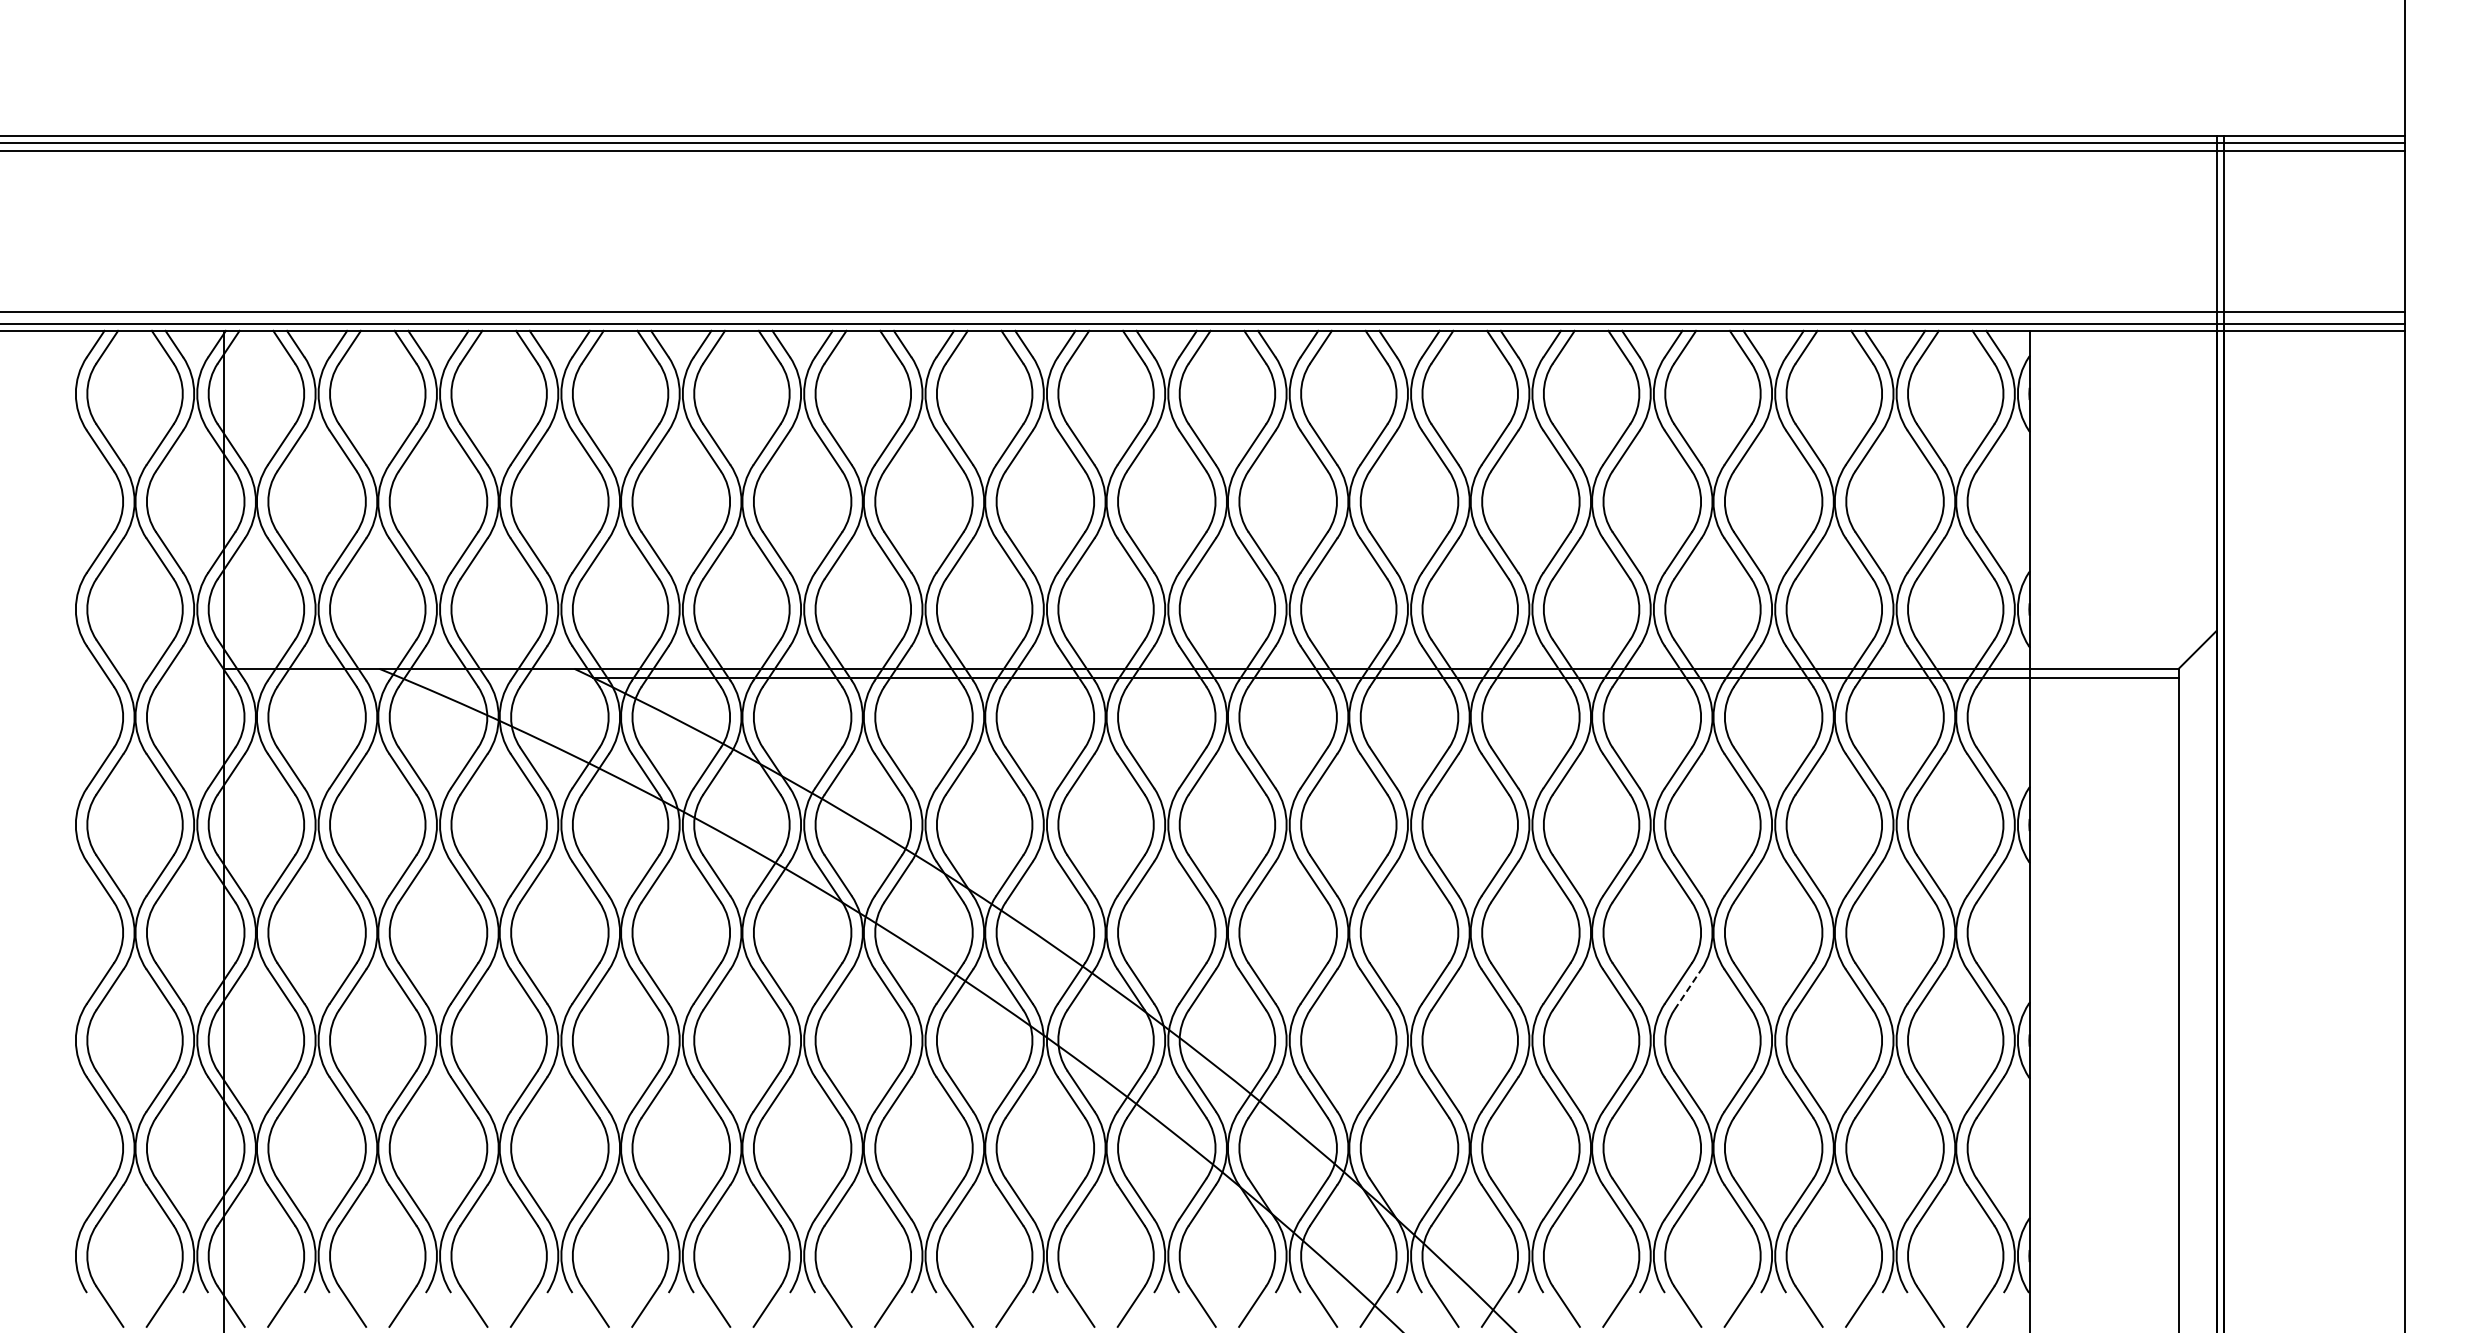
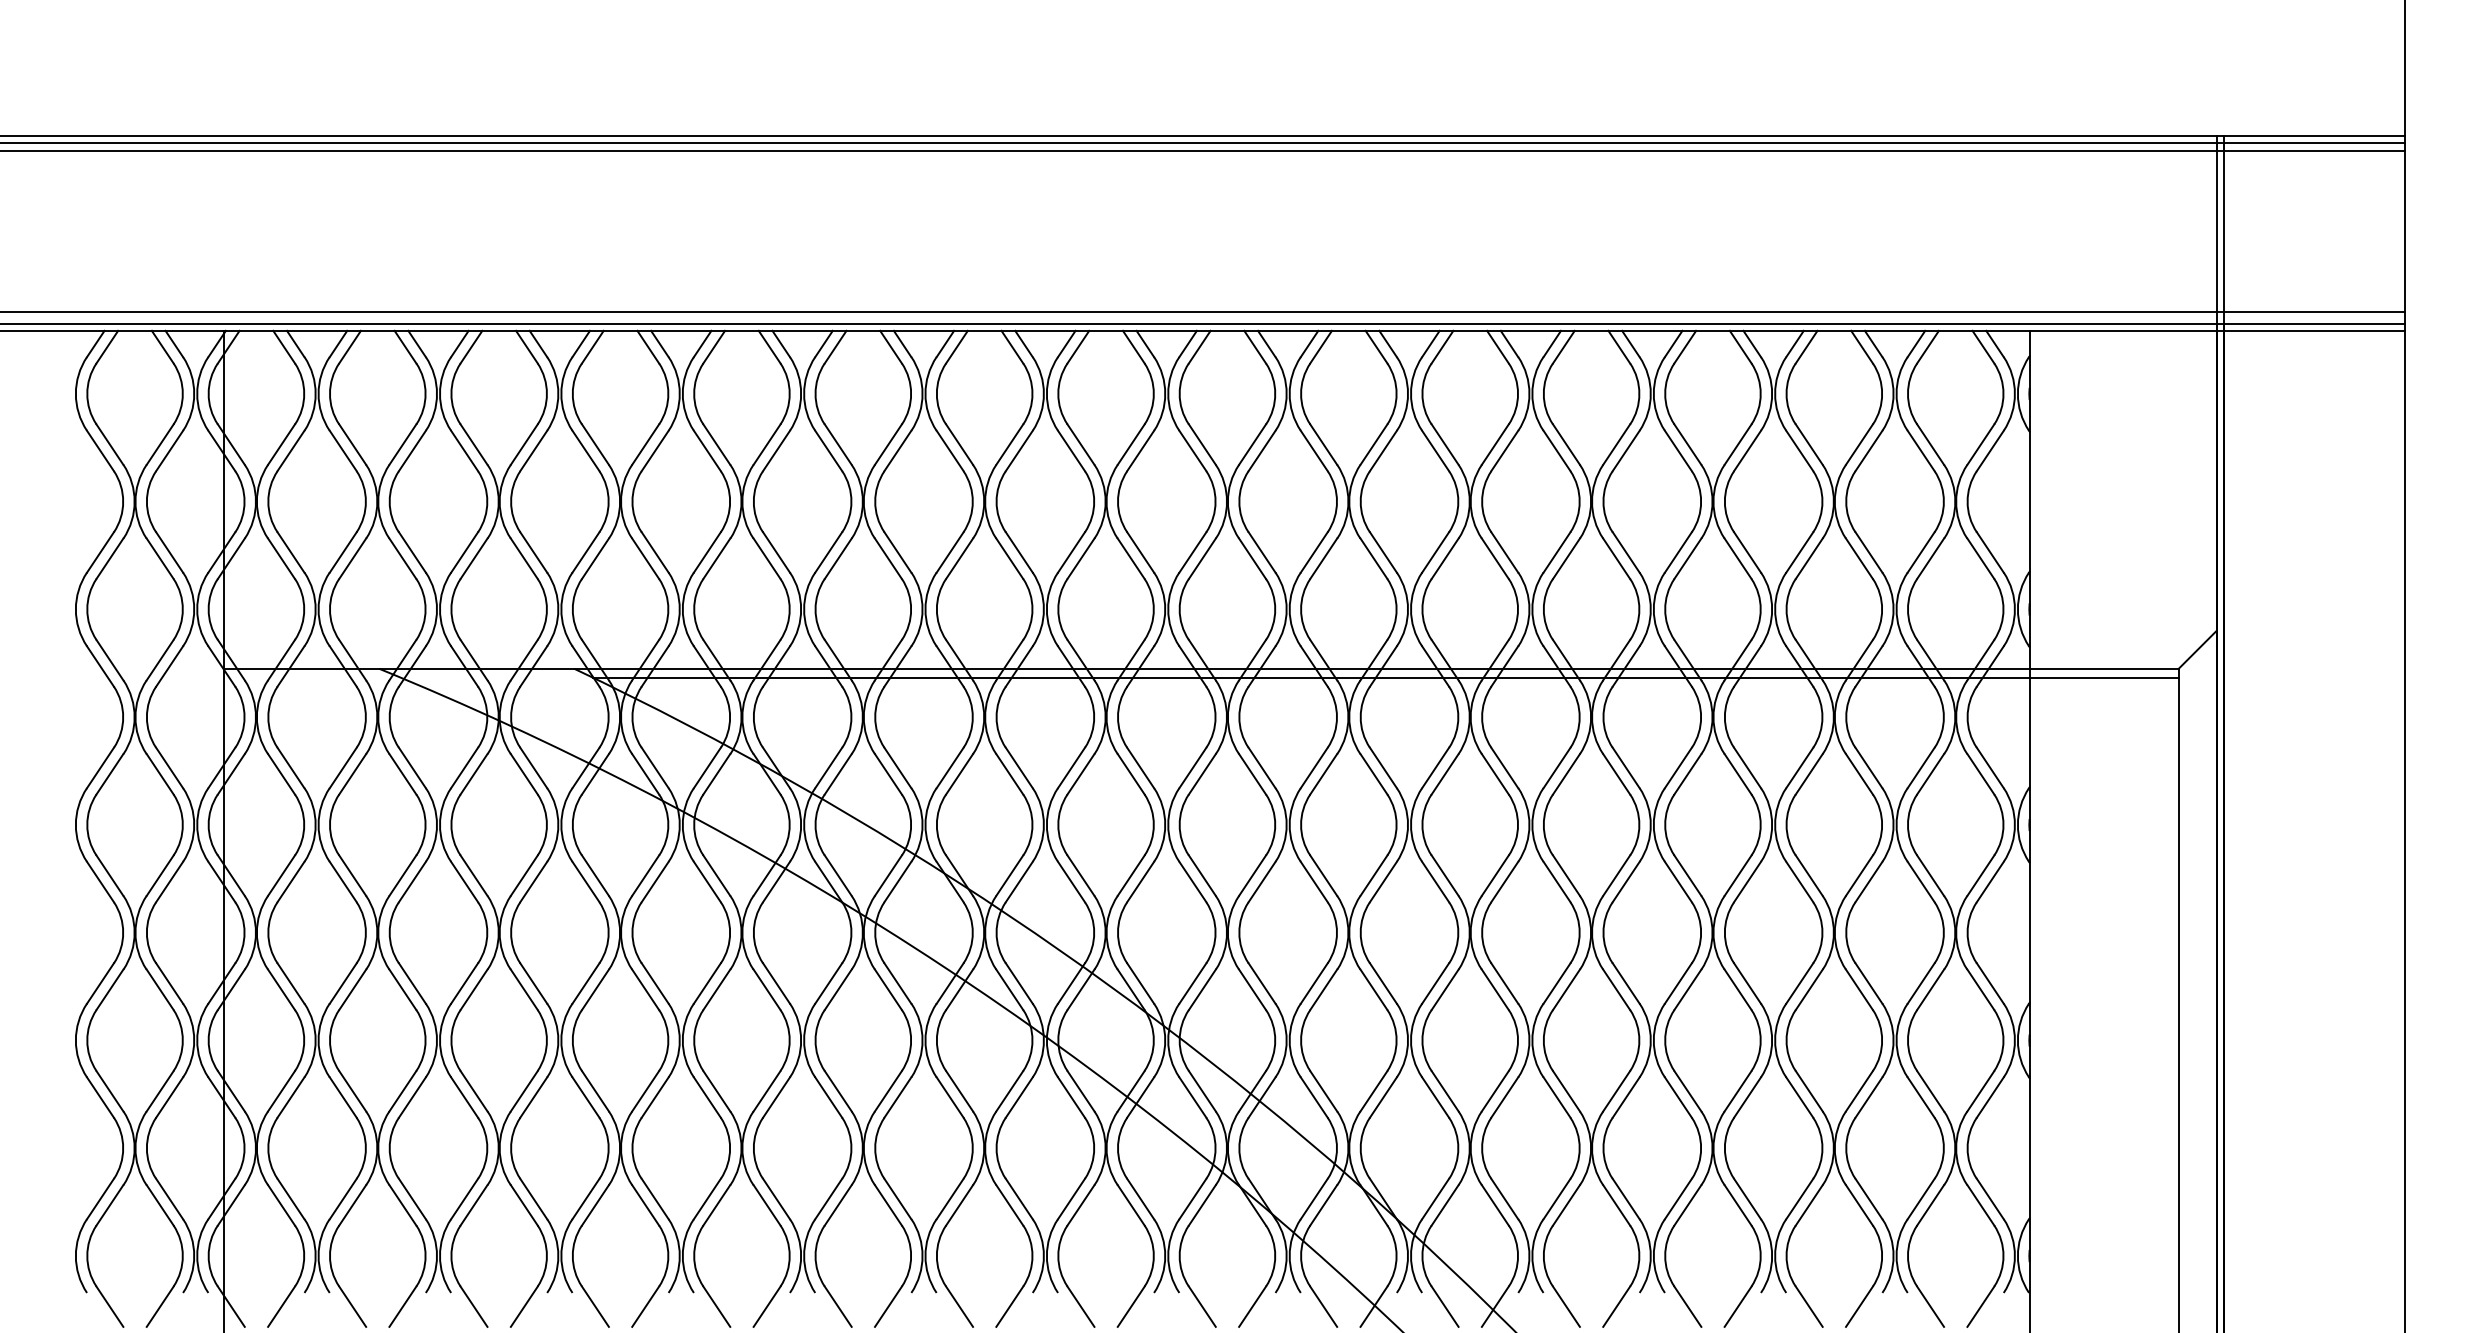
line: dashed -> solid (1688, 989)
